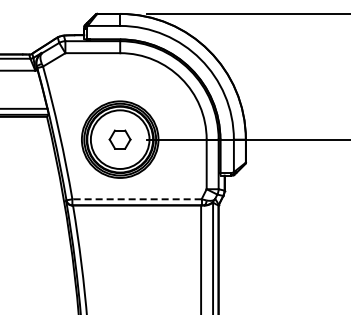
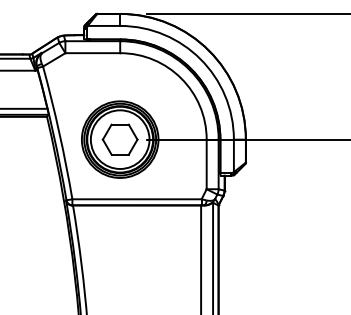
part size: 24x21 px -> 38x33 px (119, 139)
line: dashed -> solid (137, 199)
